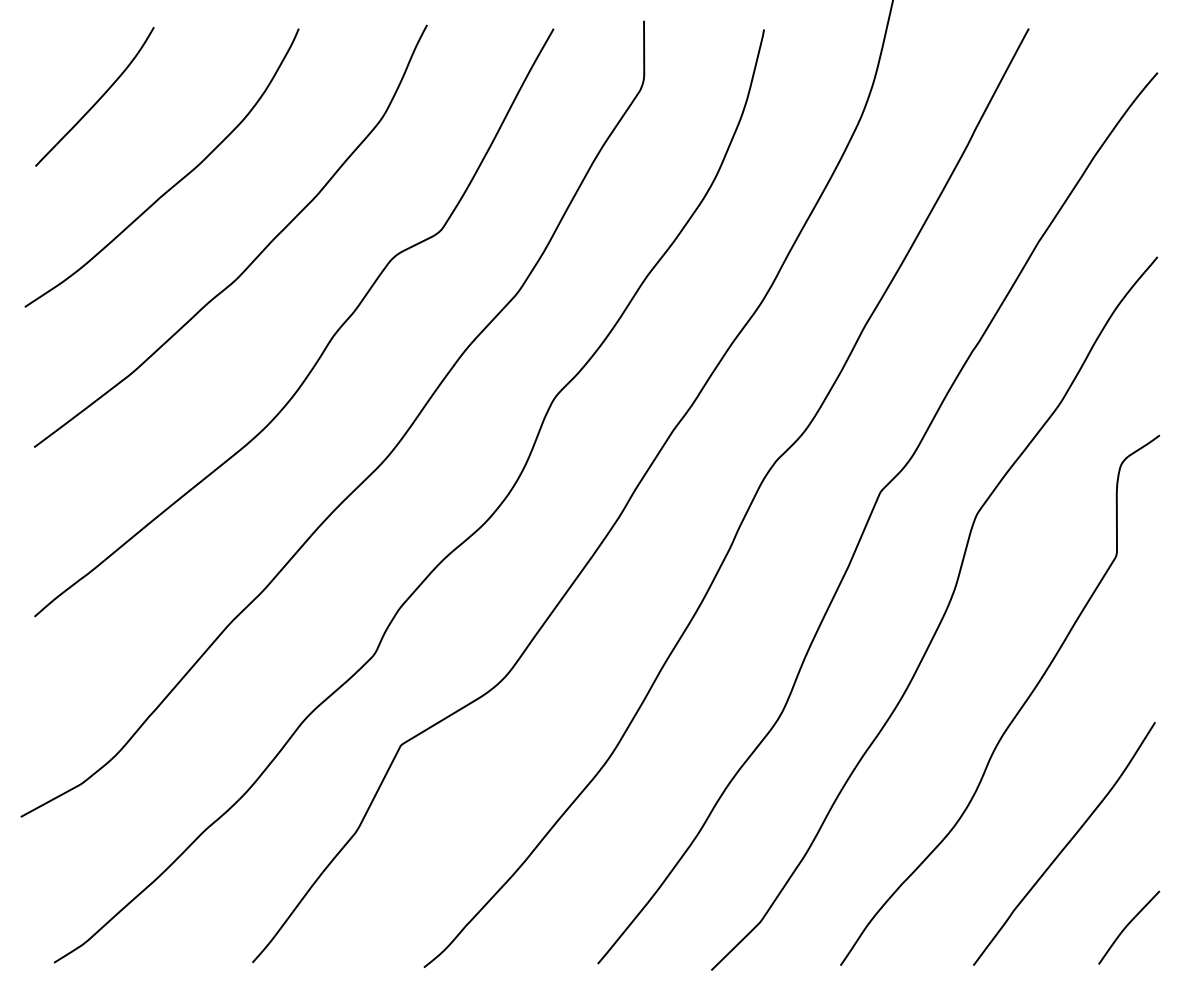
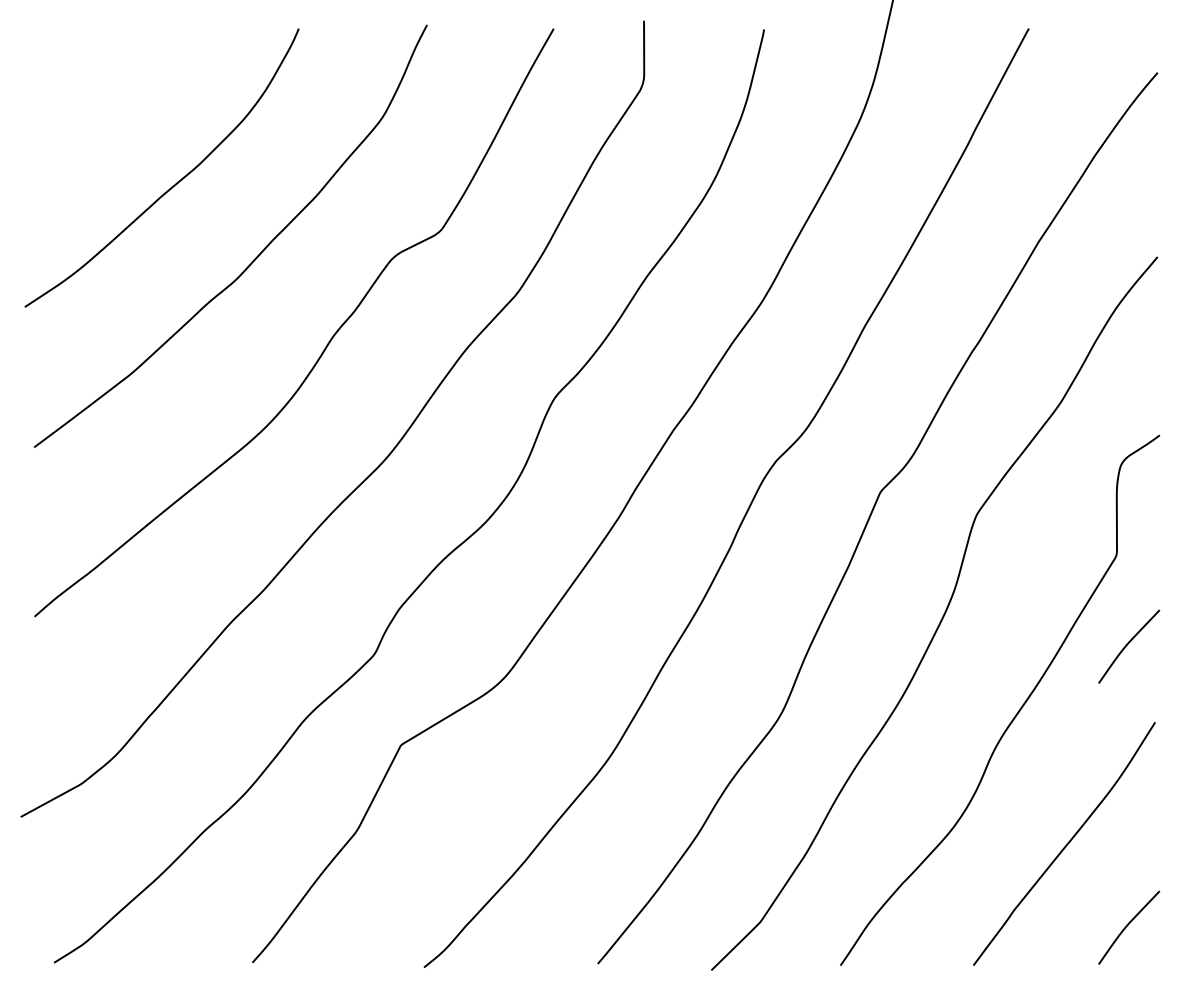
curve: present -> none (98, 99)
curve: none -> present (1128, 644)
